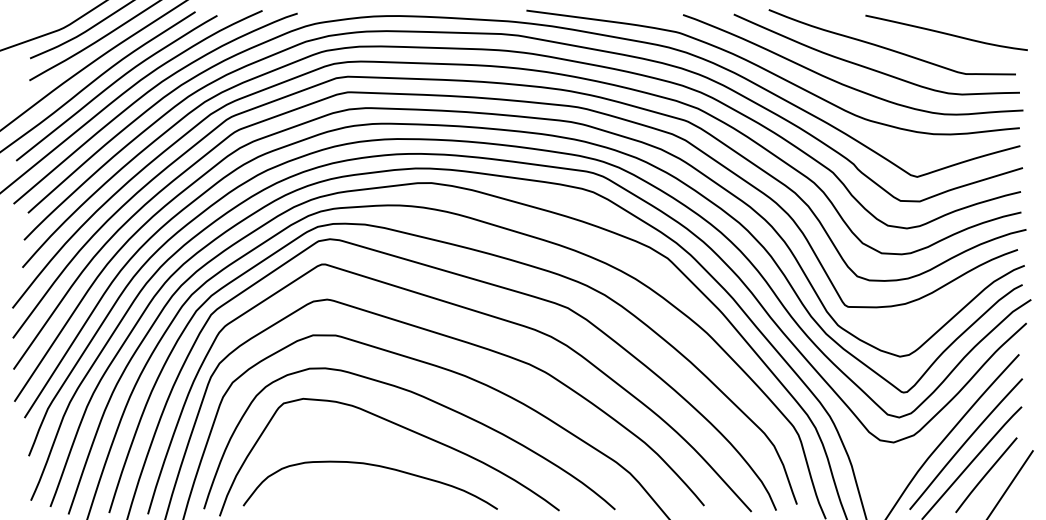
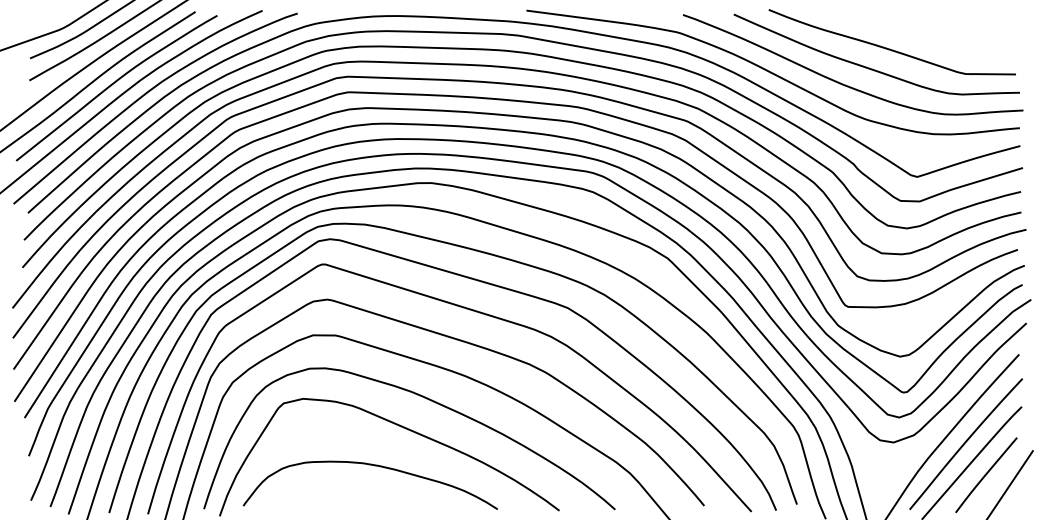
curve: present -> none (946, 32)
